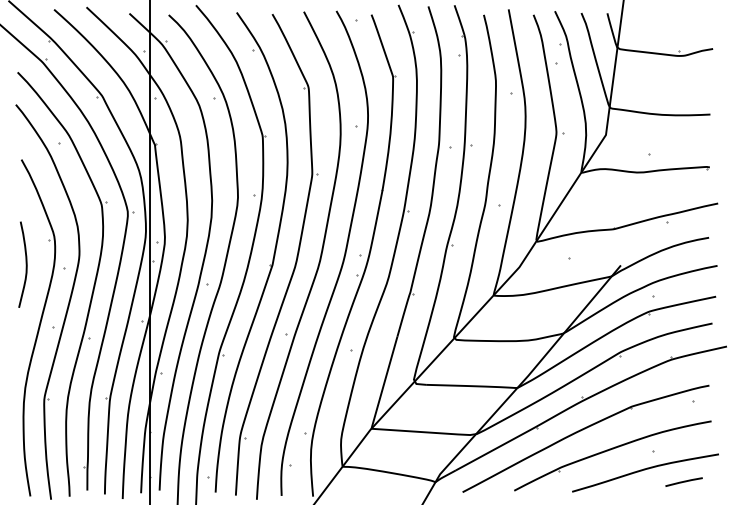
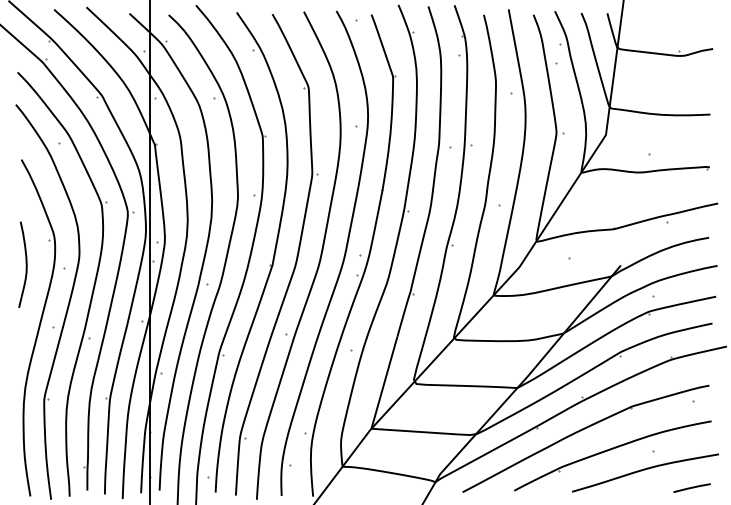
line position: (683, 481) -> (691, 487) (691, 487)
